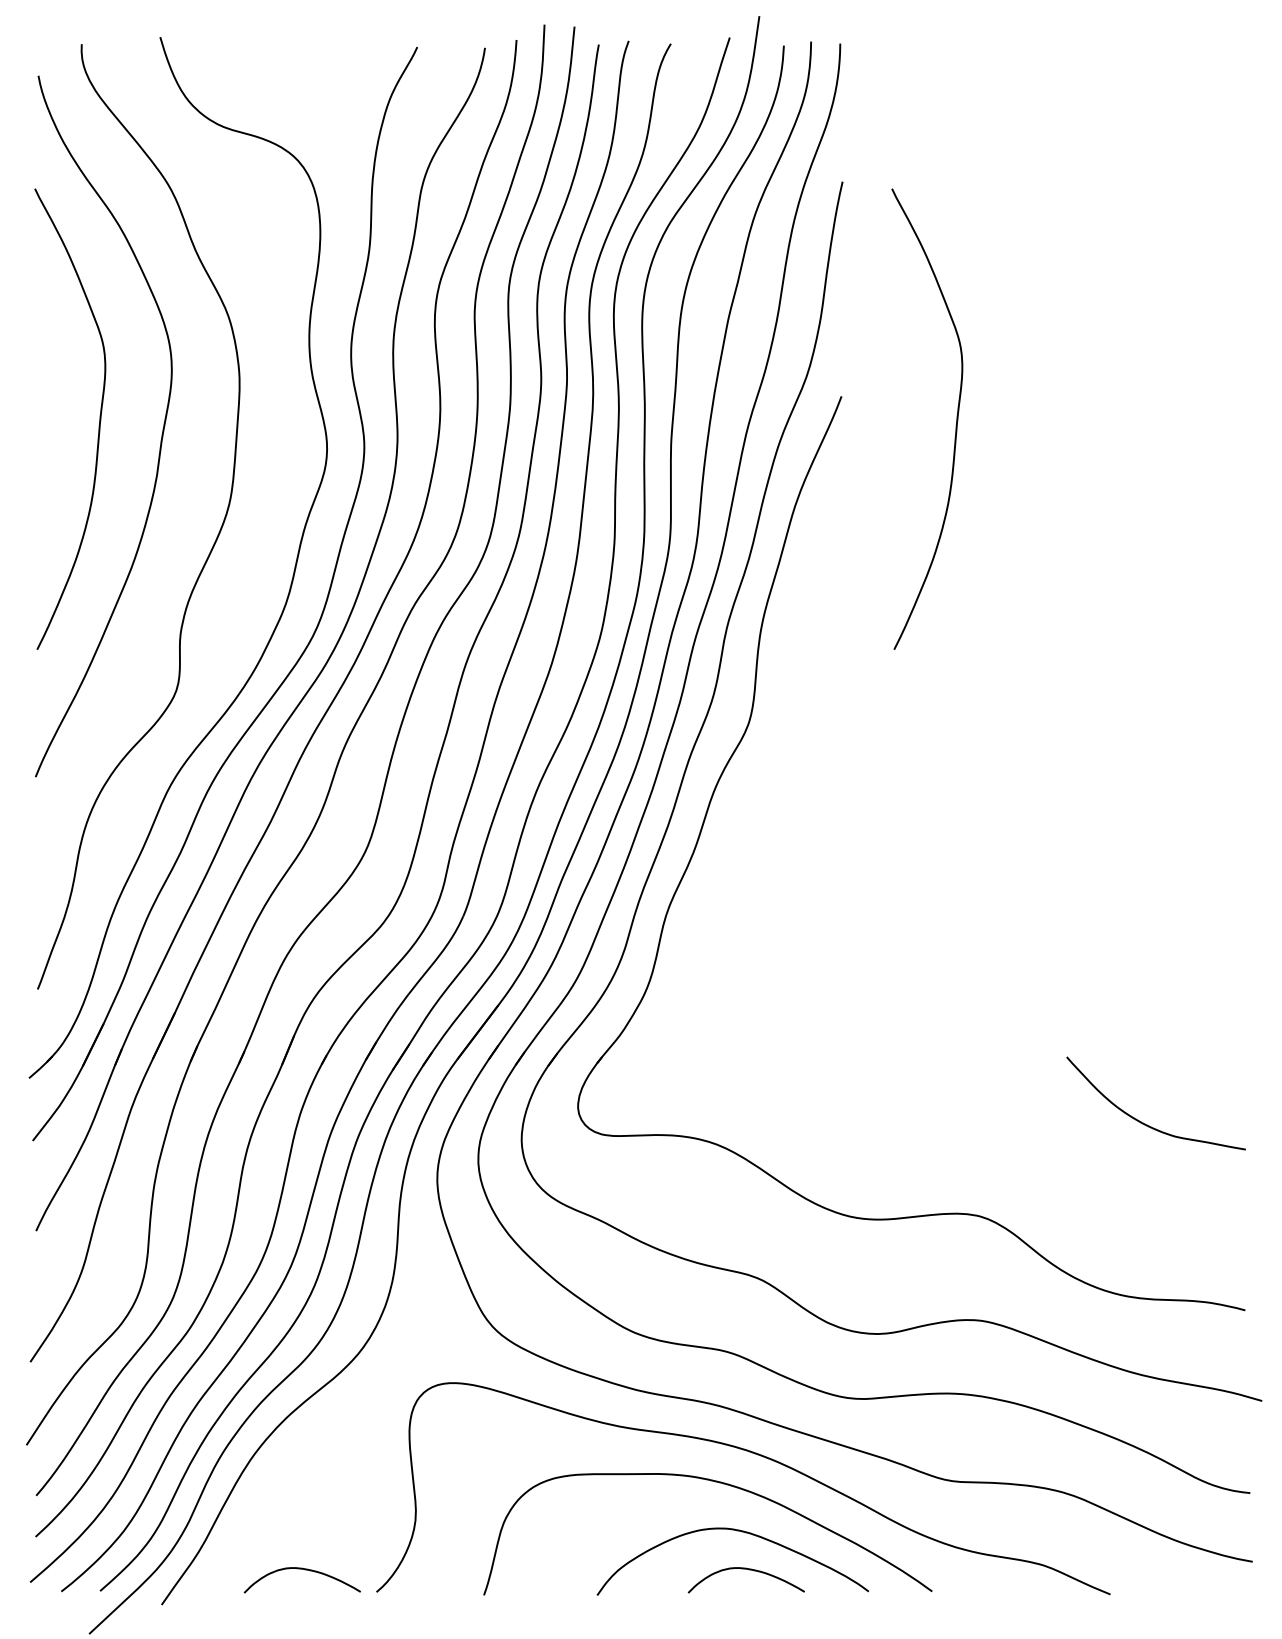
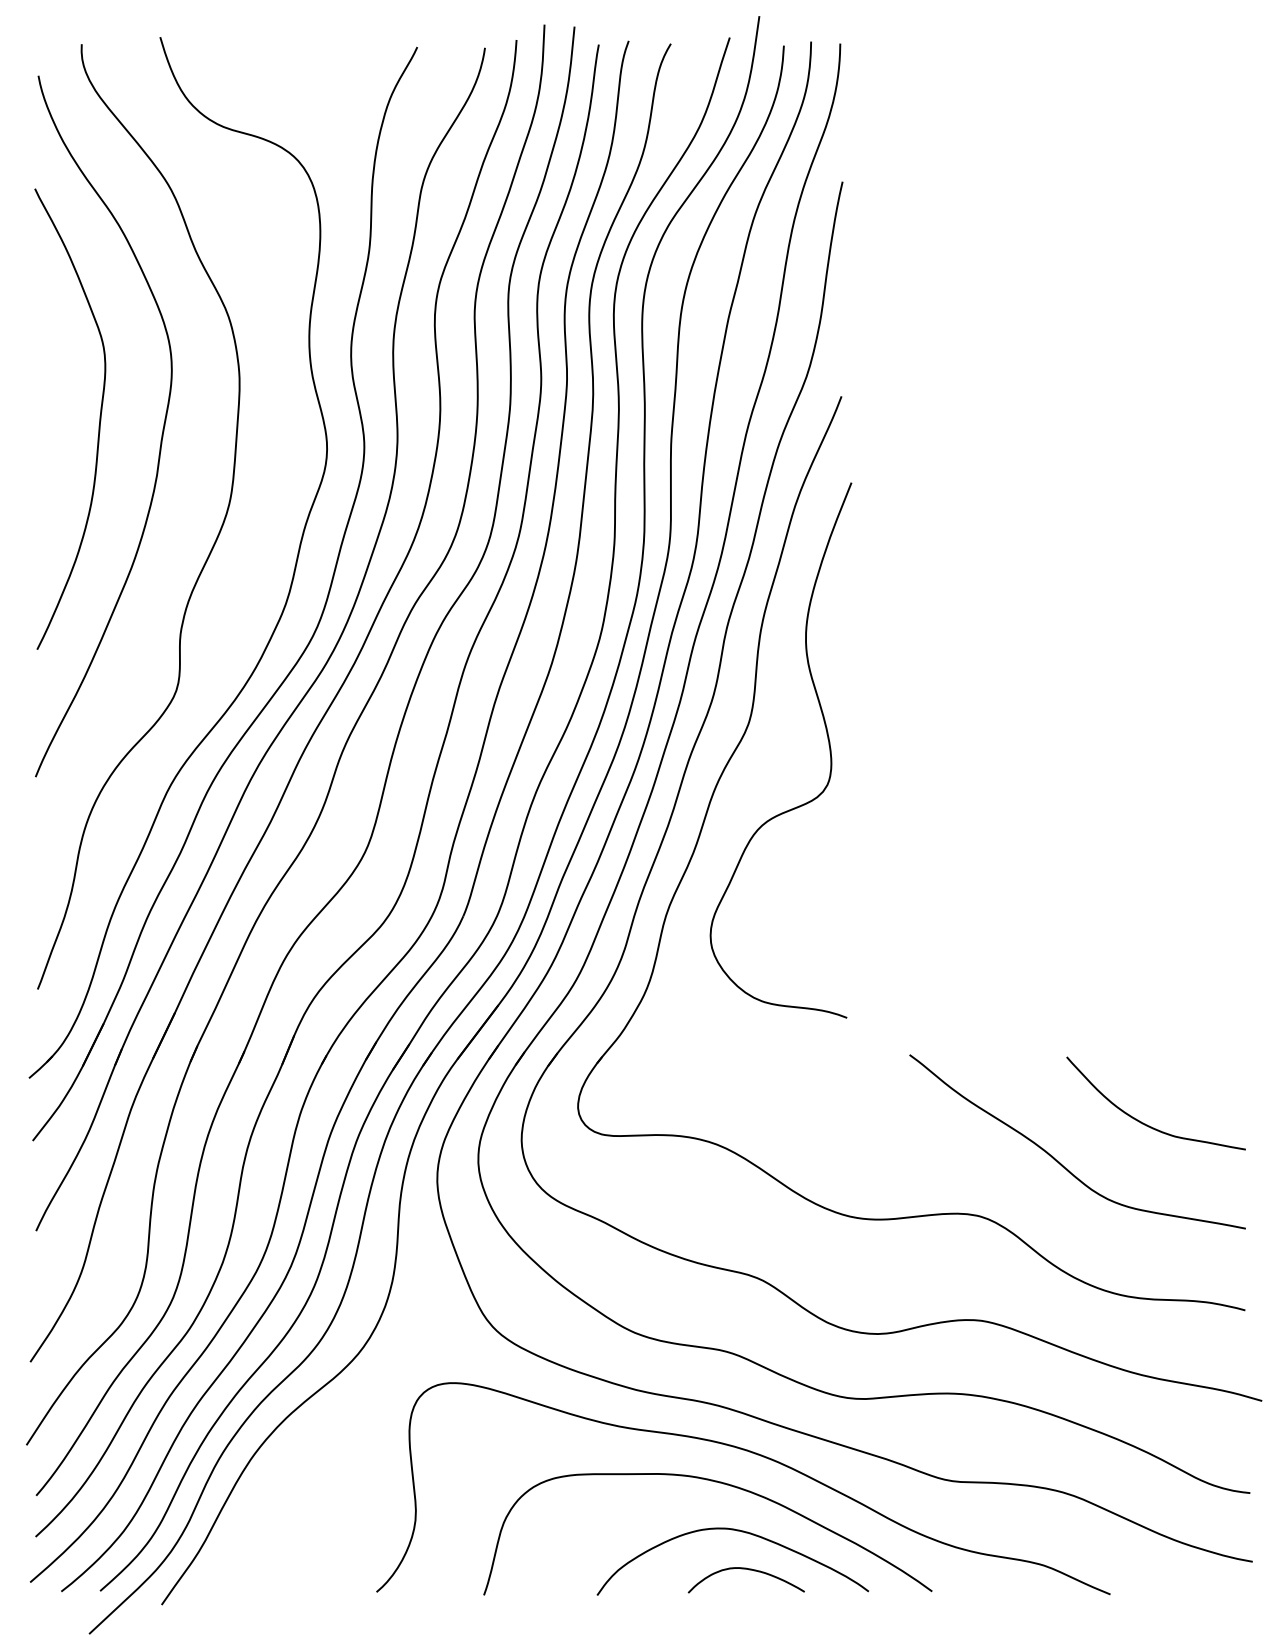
curve: present -> none (955, 425)
curve: none -> present (828, 745)
curve: none -> present (1059, 1161)
curve: present -> none (305, 1570)
